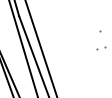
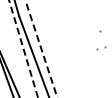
line: solid -> dashed (41, 48)
line: solid -> dashed (23, 49)
